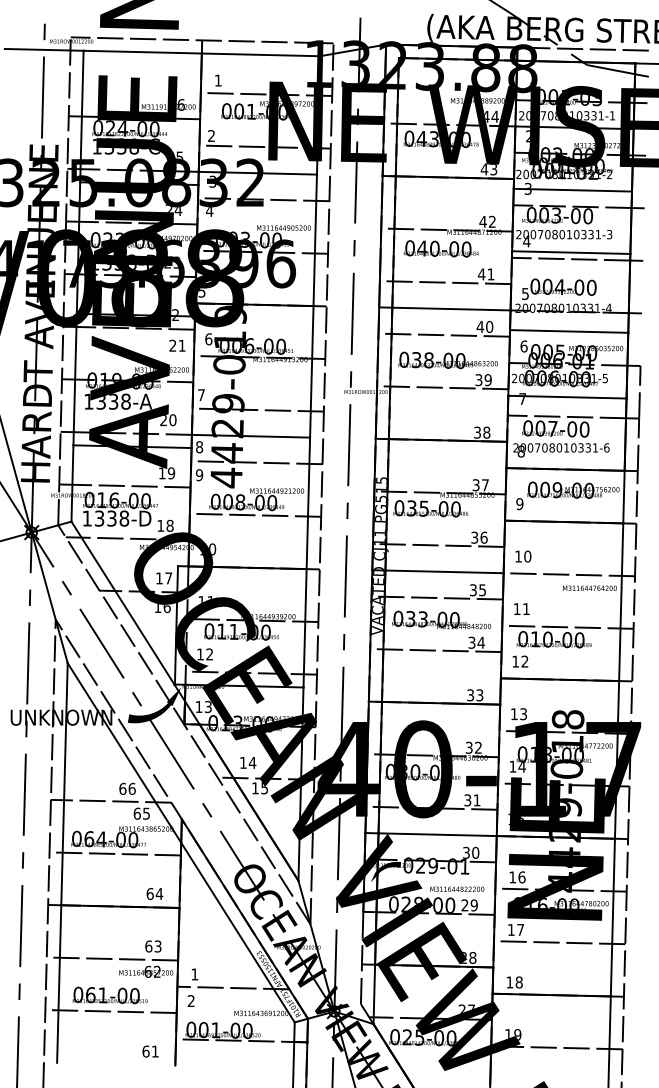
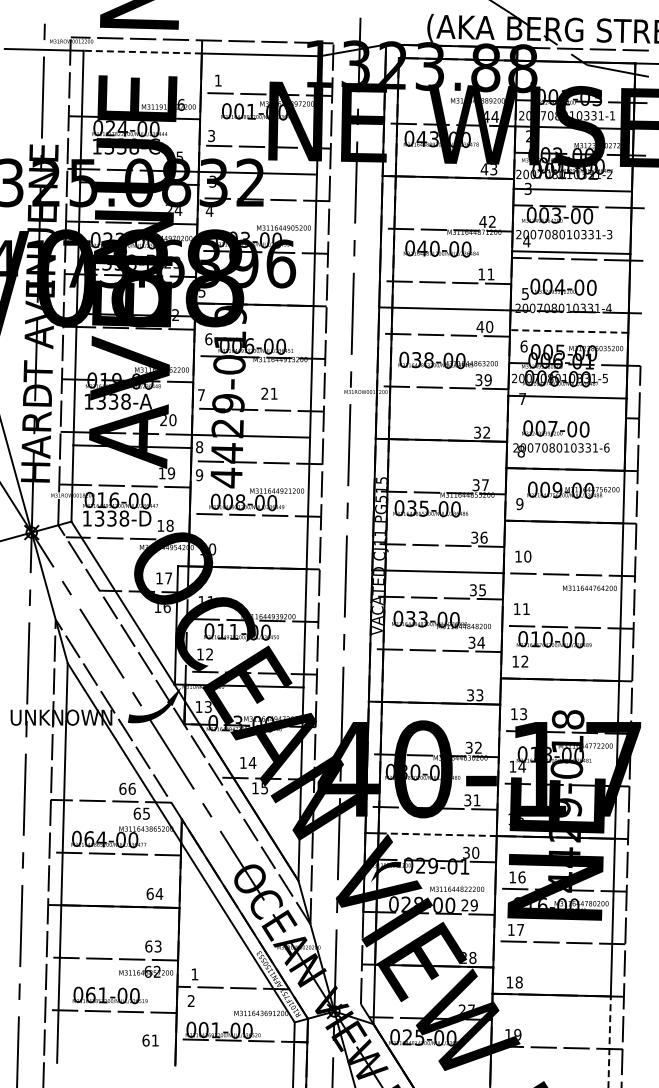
line: solid -> dashed (142, 52)
text: 2 -> 3 (211, 136)
text: 41 -> 11 (481, 274)
line: solid -> dashed (568, 331)
text position: (177, 345) -> (269, 393) (269, 393)
line: present -> none (566, 416)
text: 38 -> 32 (486, 432)
line: solid -> dashed (437, 834)
line: solid -> dashed (609, 1041)
text position: (150, 1051) -> (150, 1040) (150, 1040)
